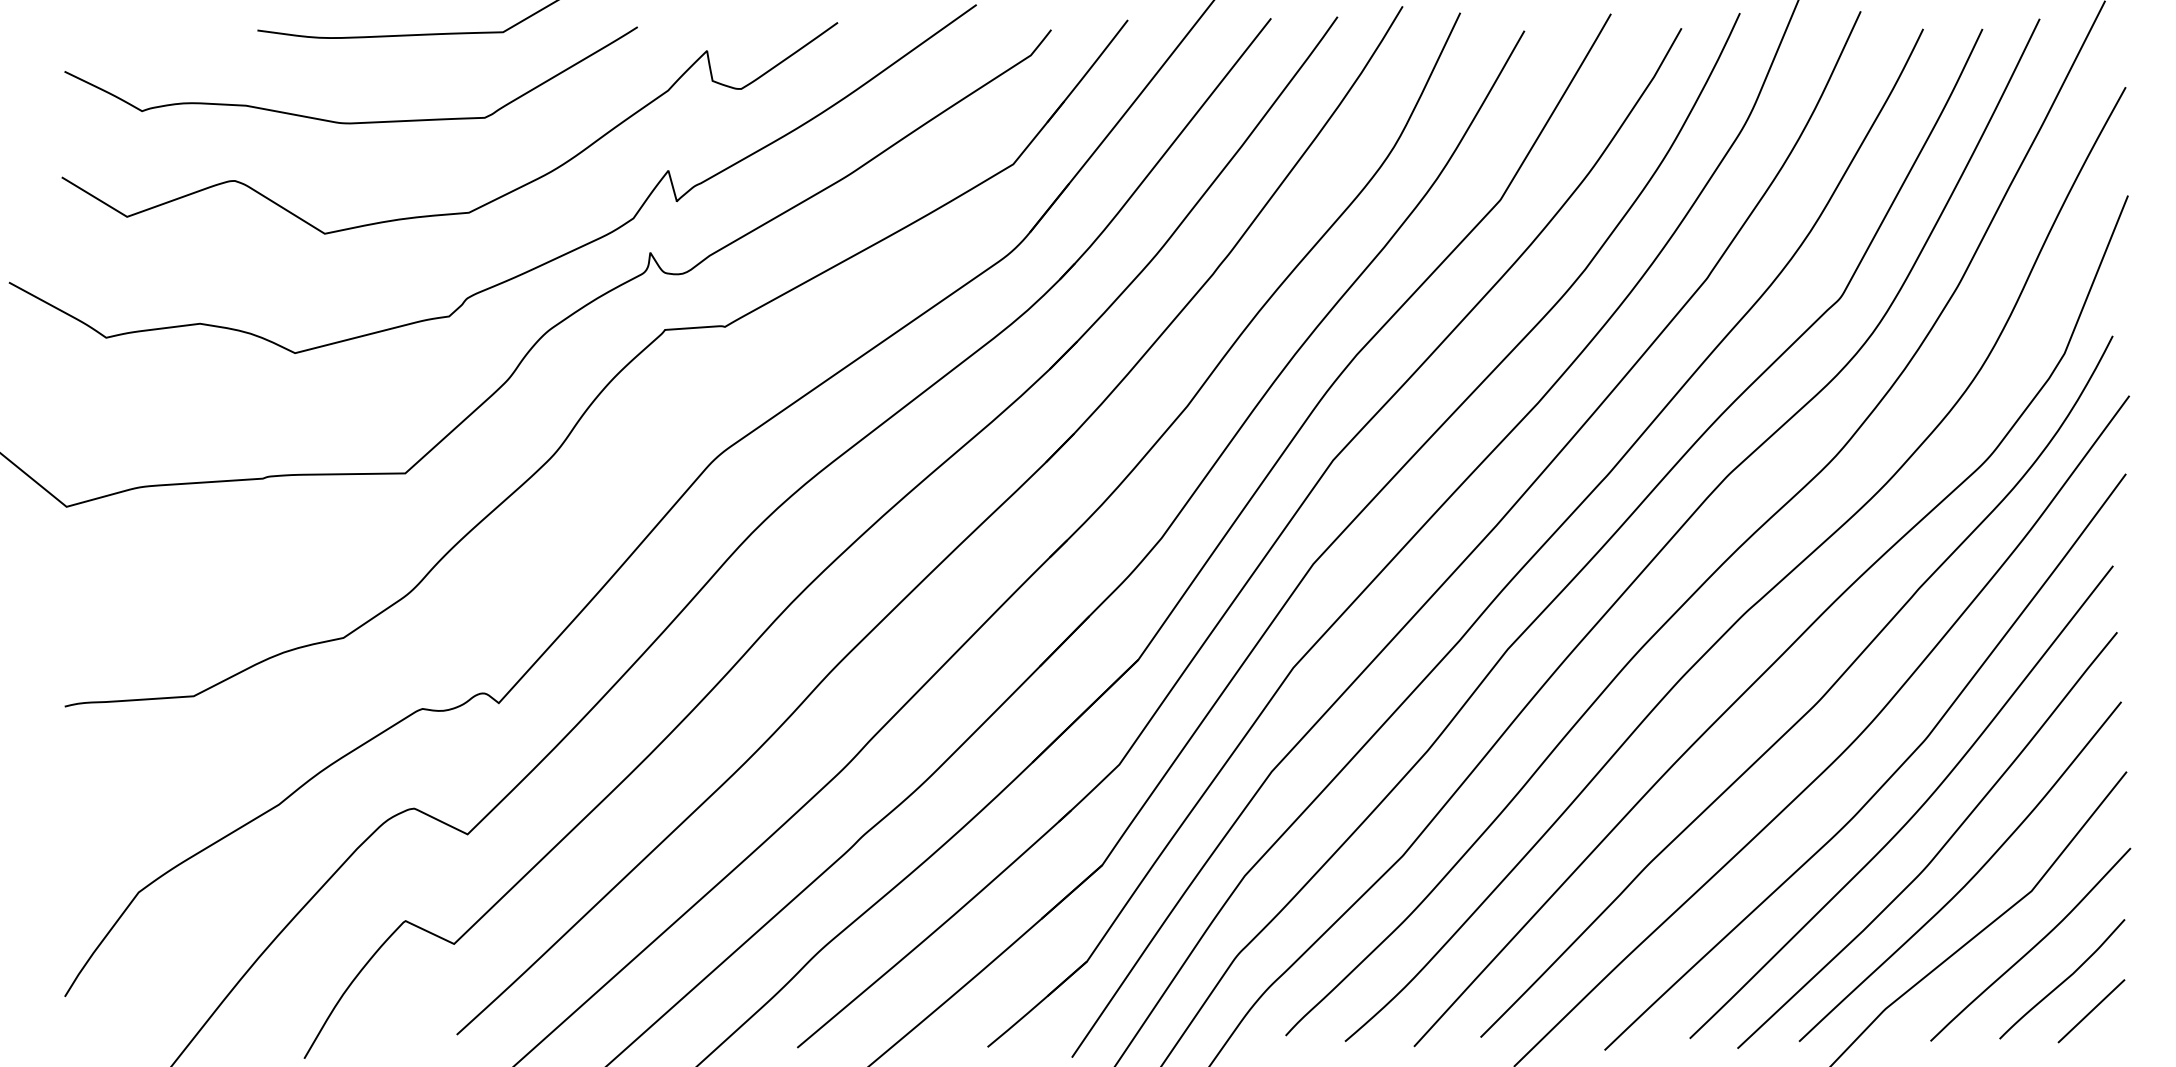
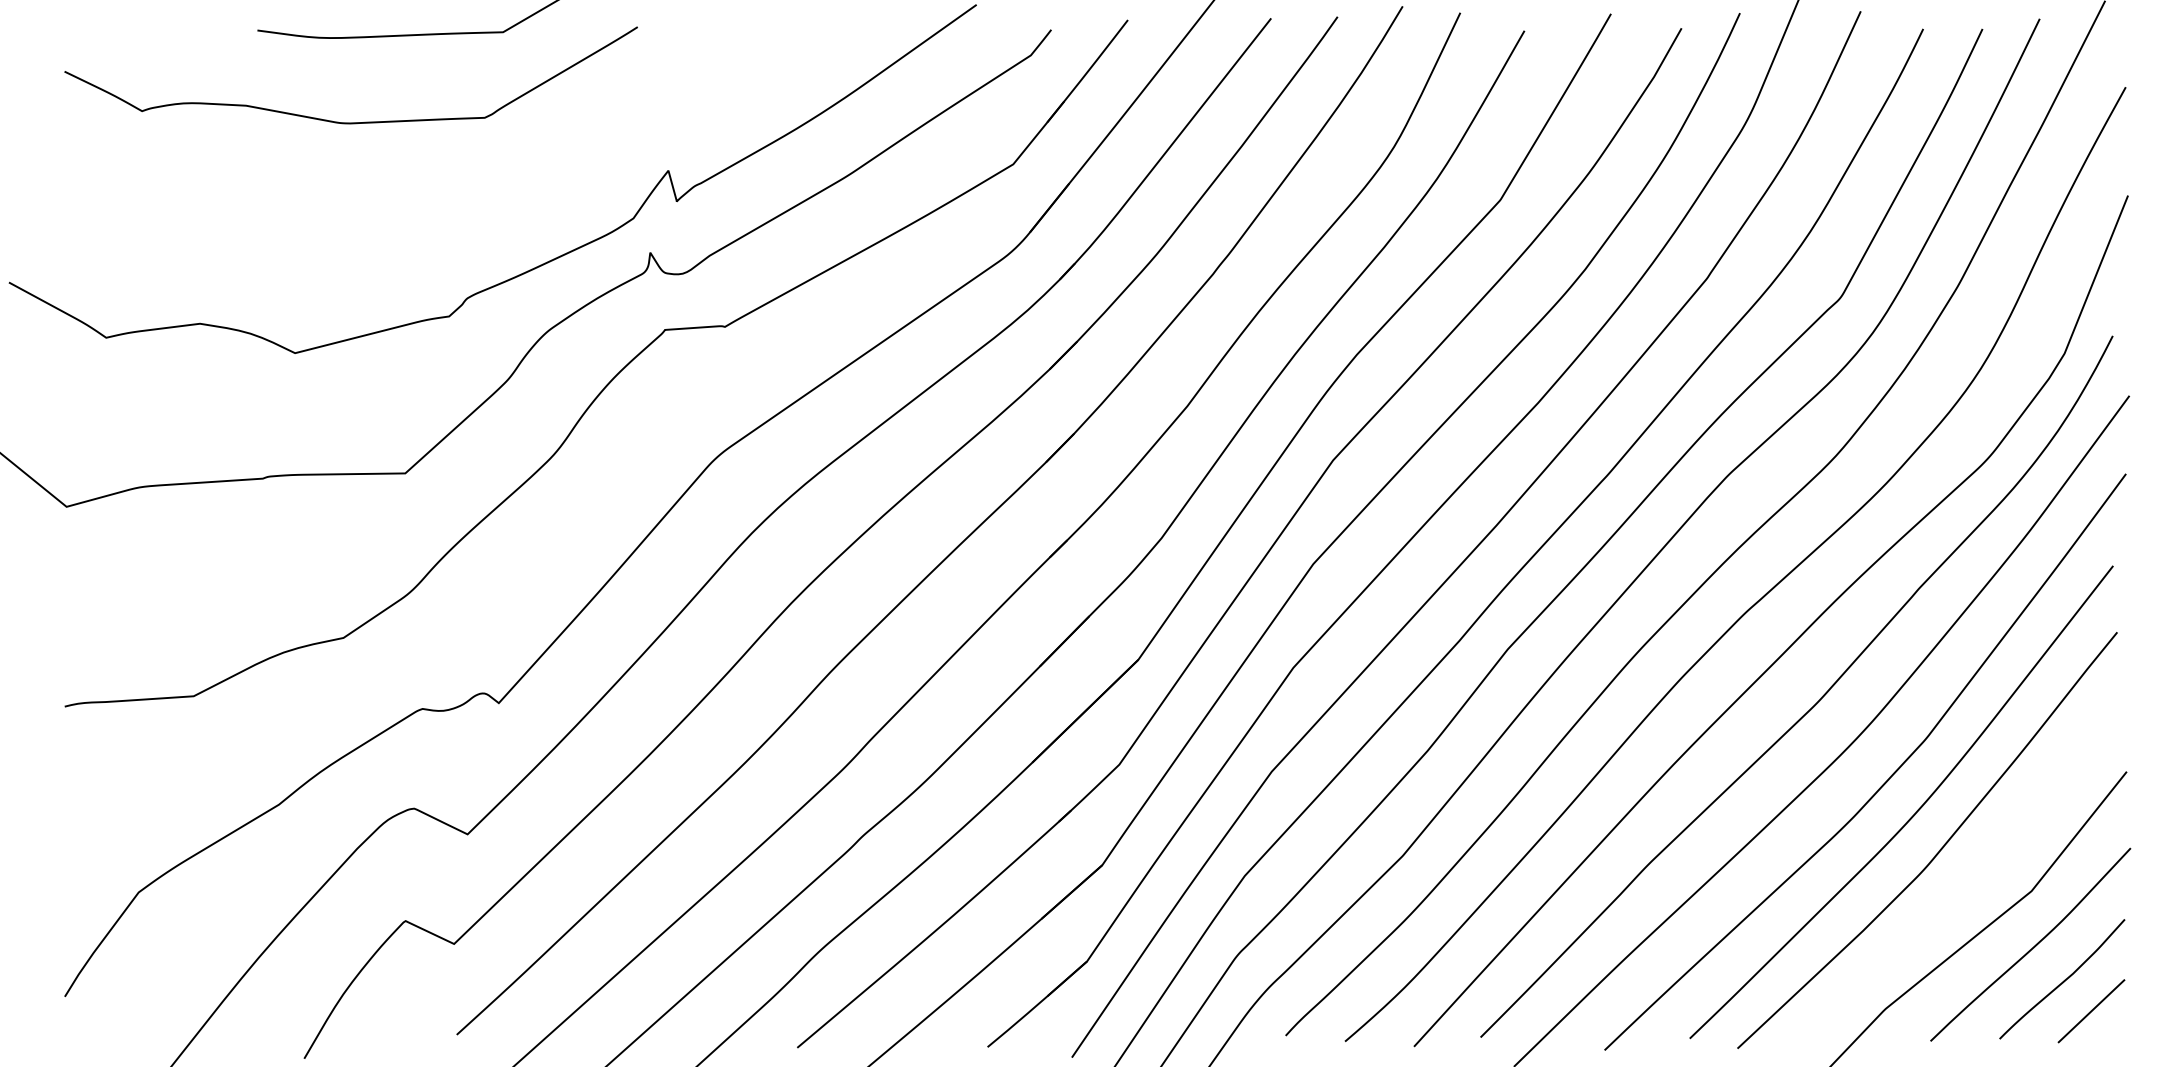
curve: present -> none (487, 202)
curve: present -> none (1968, 880)
